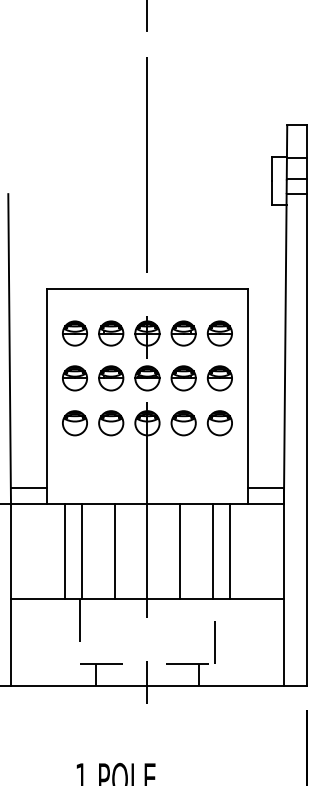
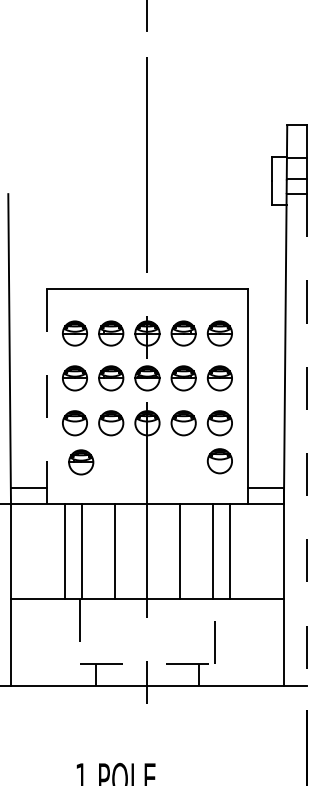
line: solid -> dashed (46, 396)
line: solid -> dashed (307, 439)
part: none -> present (219, 461)
part: none -> present (81, 462)
